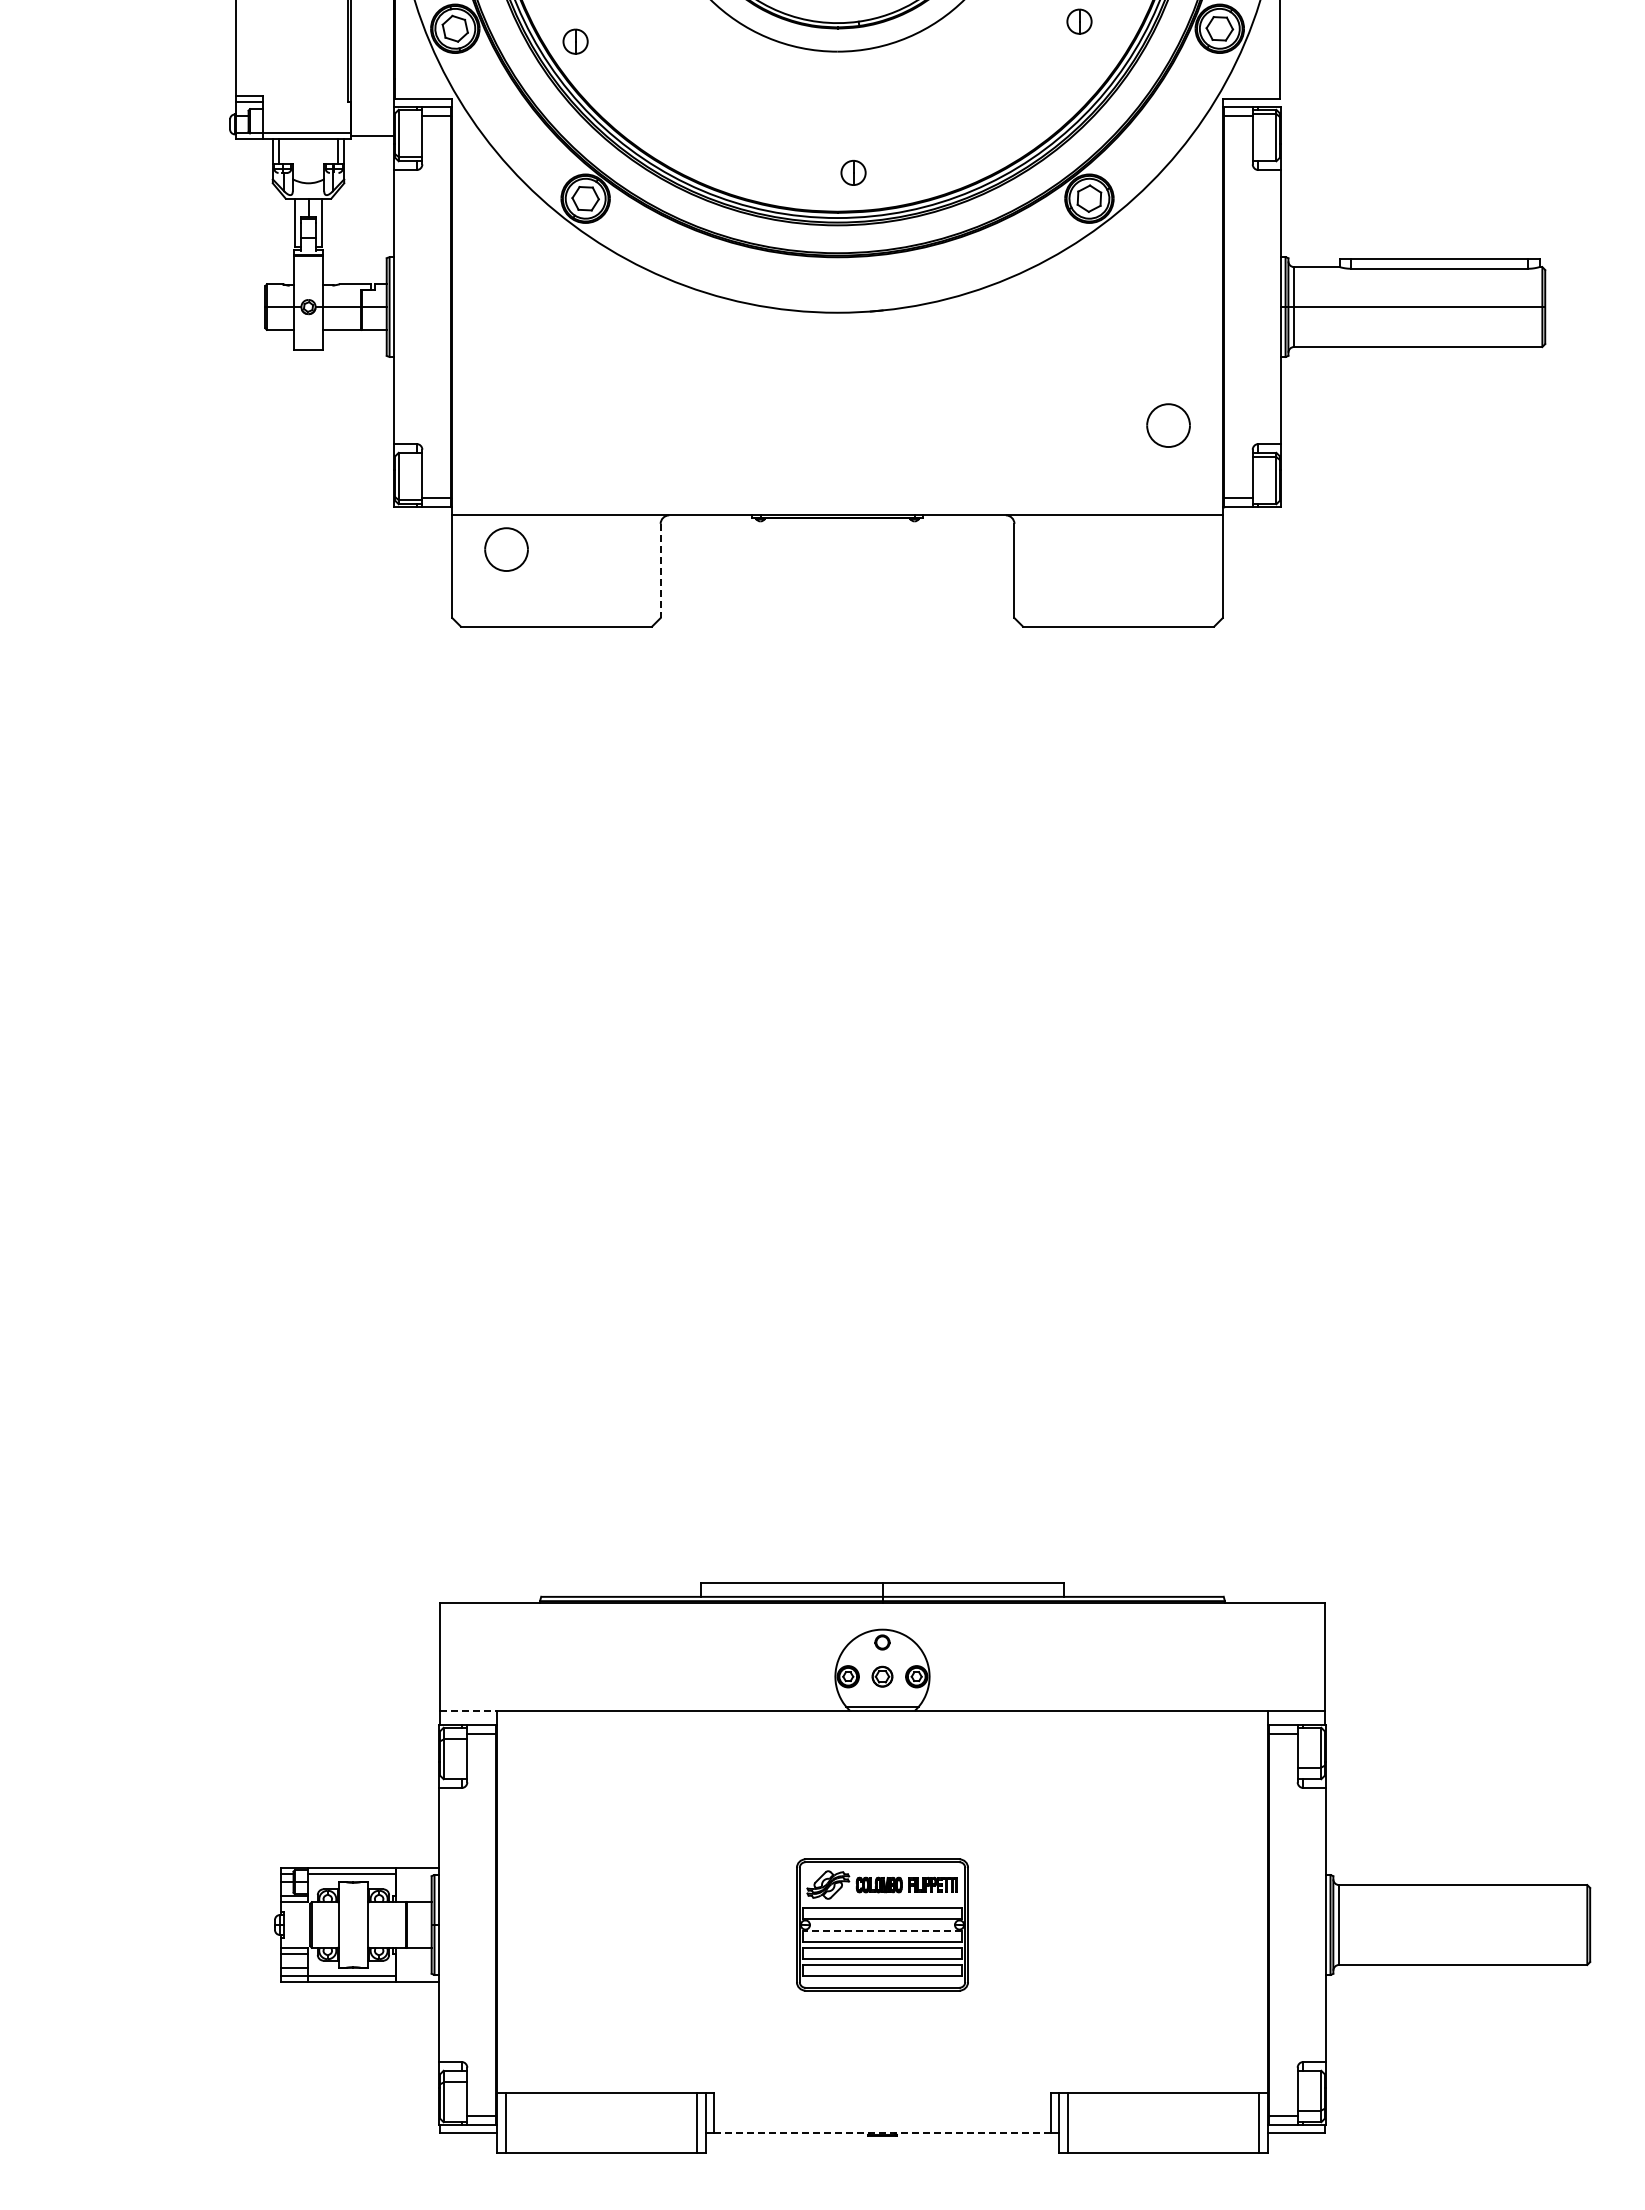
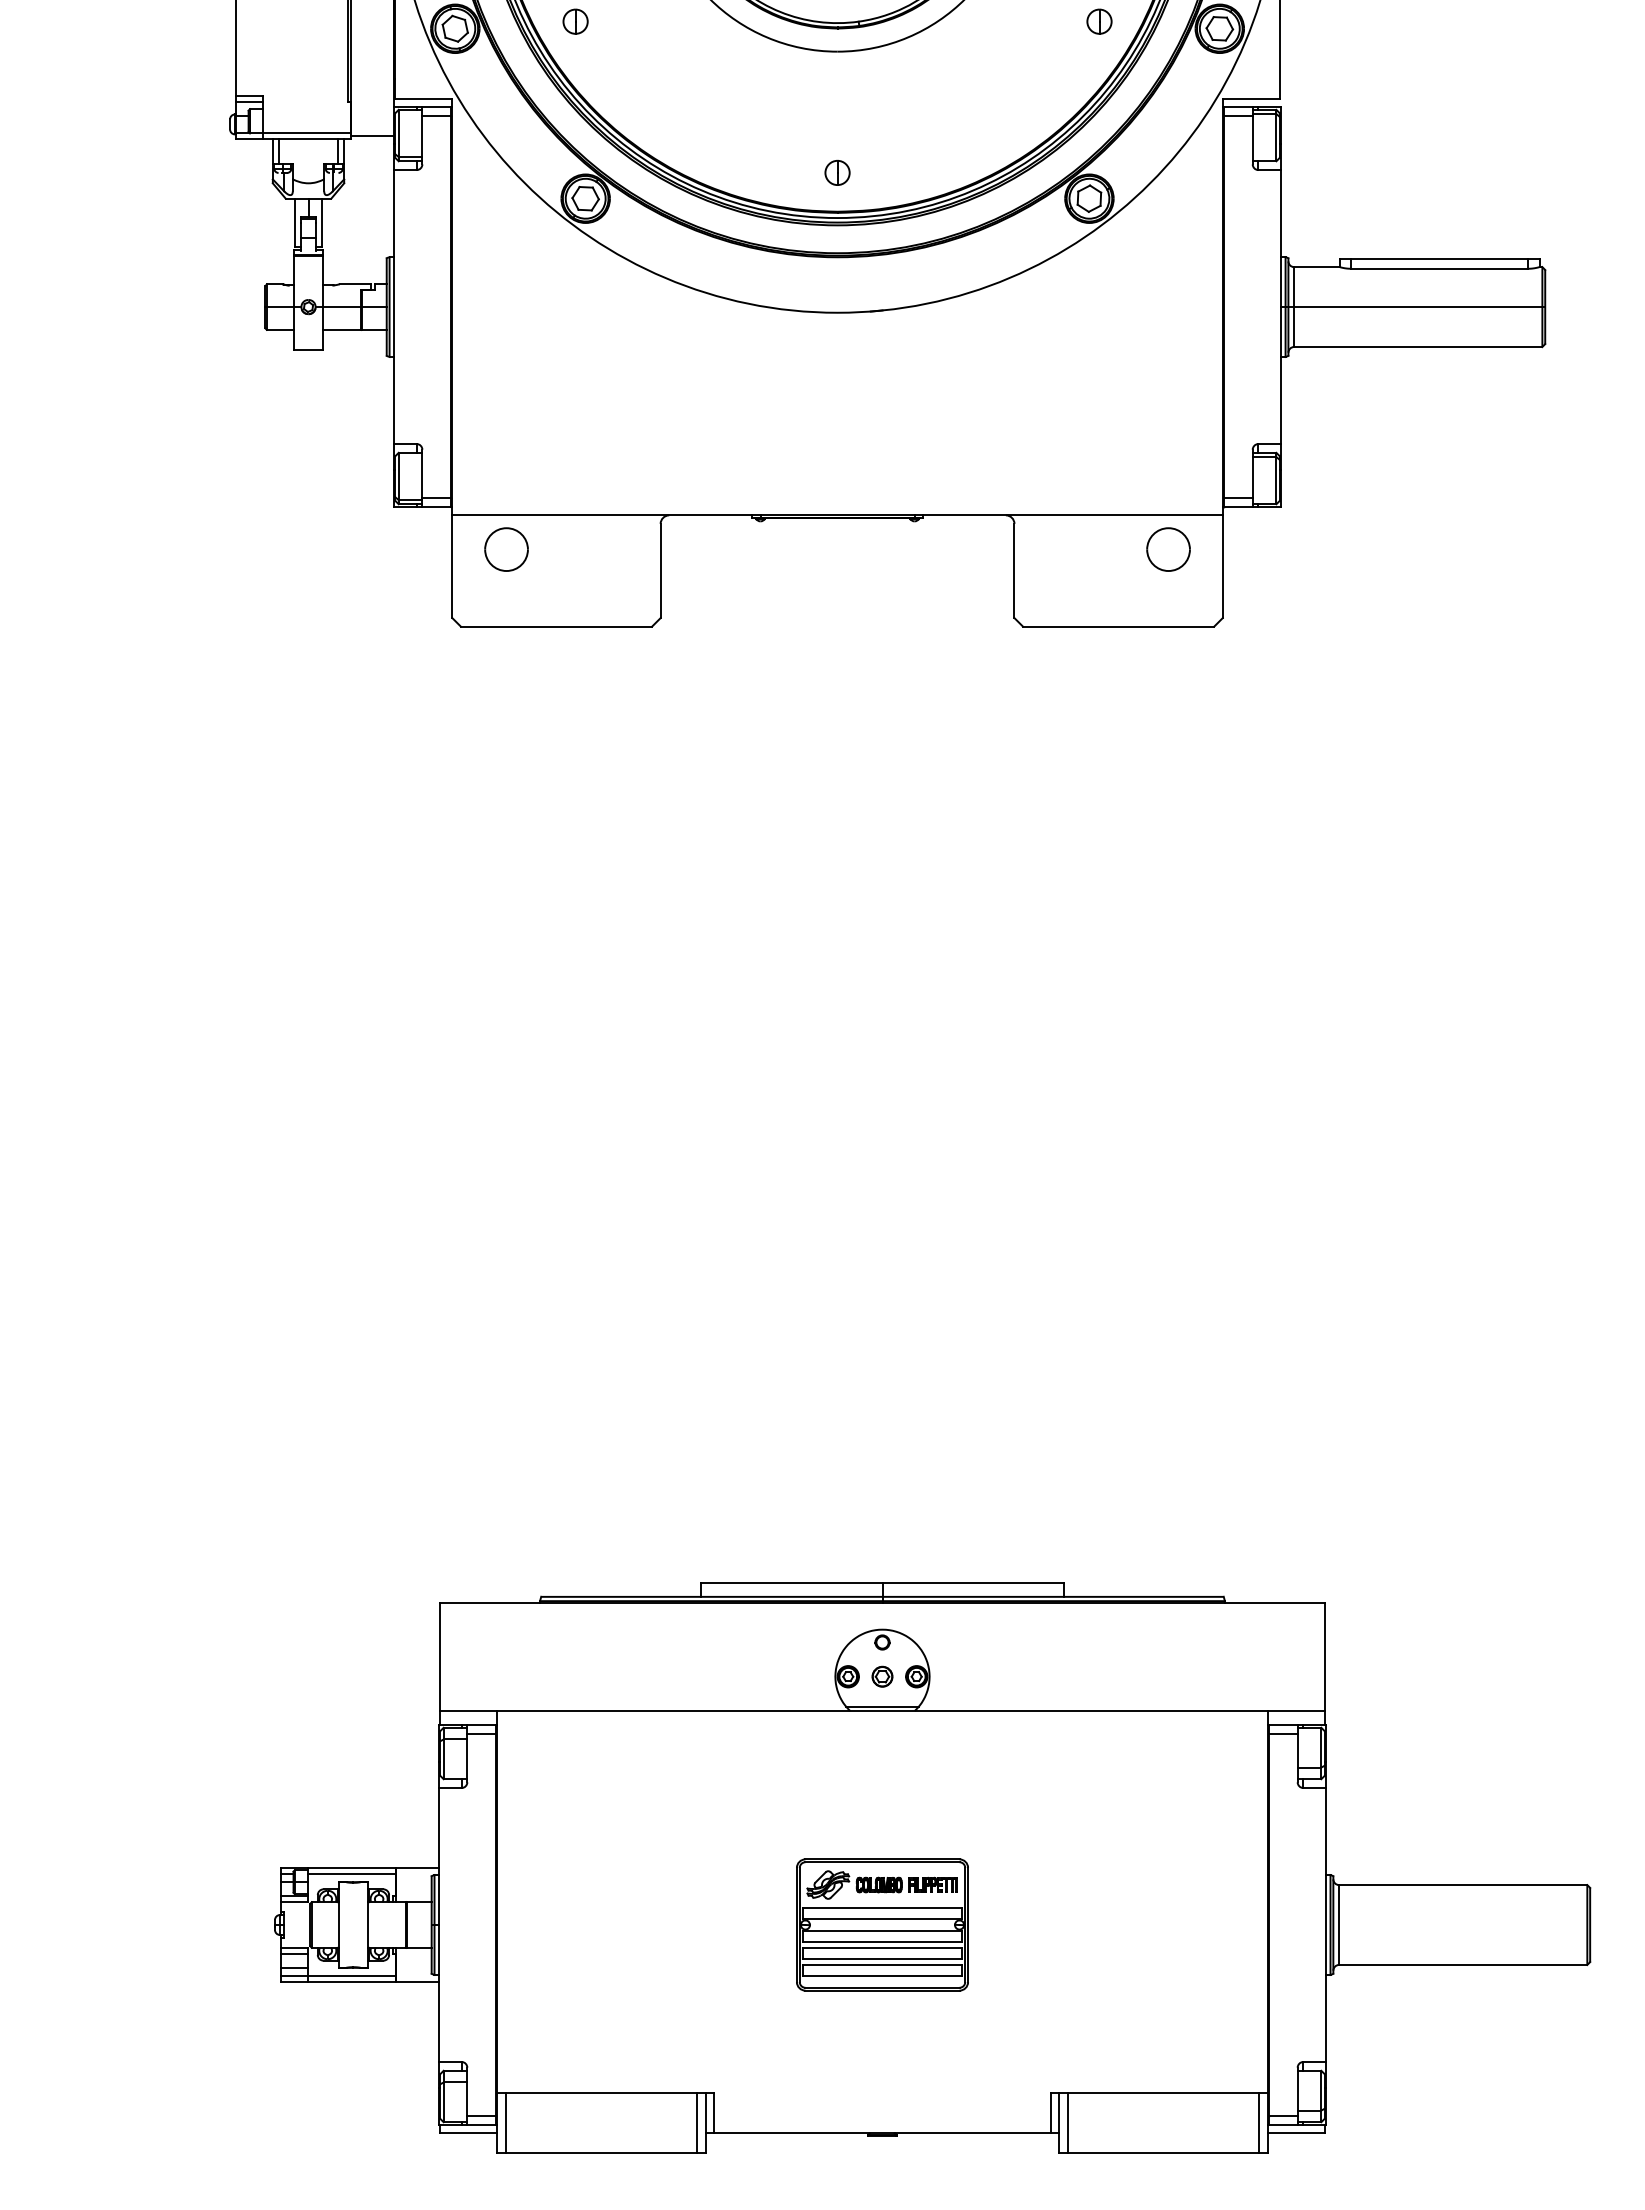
part position: (1079, 21) -> (1099, 21) (1099, 21)
part position: (575, 41) -> (575, 21) (575, 21)
part position: (853, 172) -> (837, 172) (837, 172)
part position: (1168, 425) -> (1168, 549) (1168, 549)
line: dashed -> solid (660, 571)
line: dashed -> solid (468, 1711)
line: dashed -> solid (882, 1930)
line: dashed -> solid (883, 2133)
